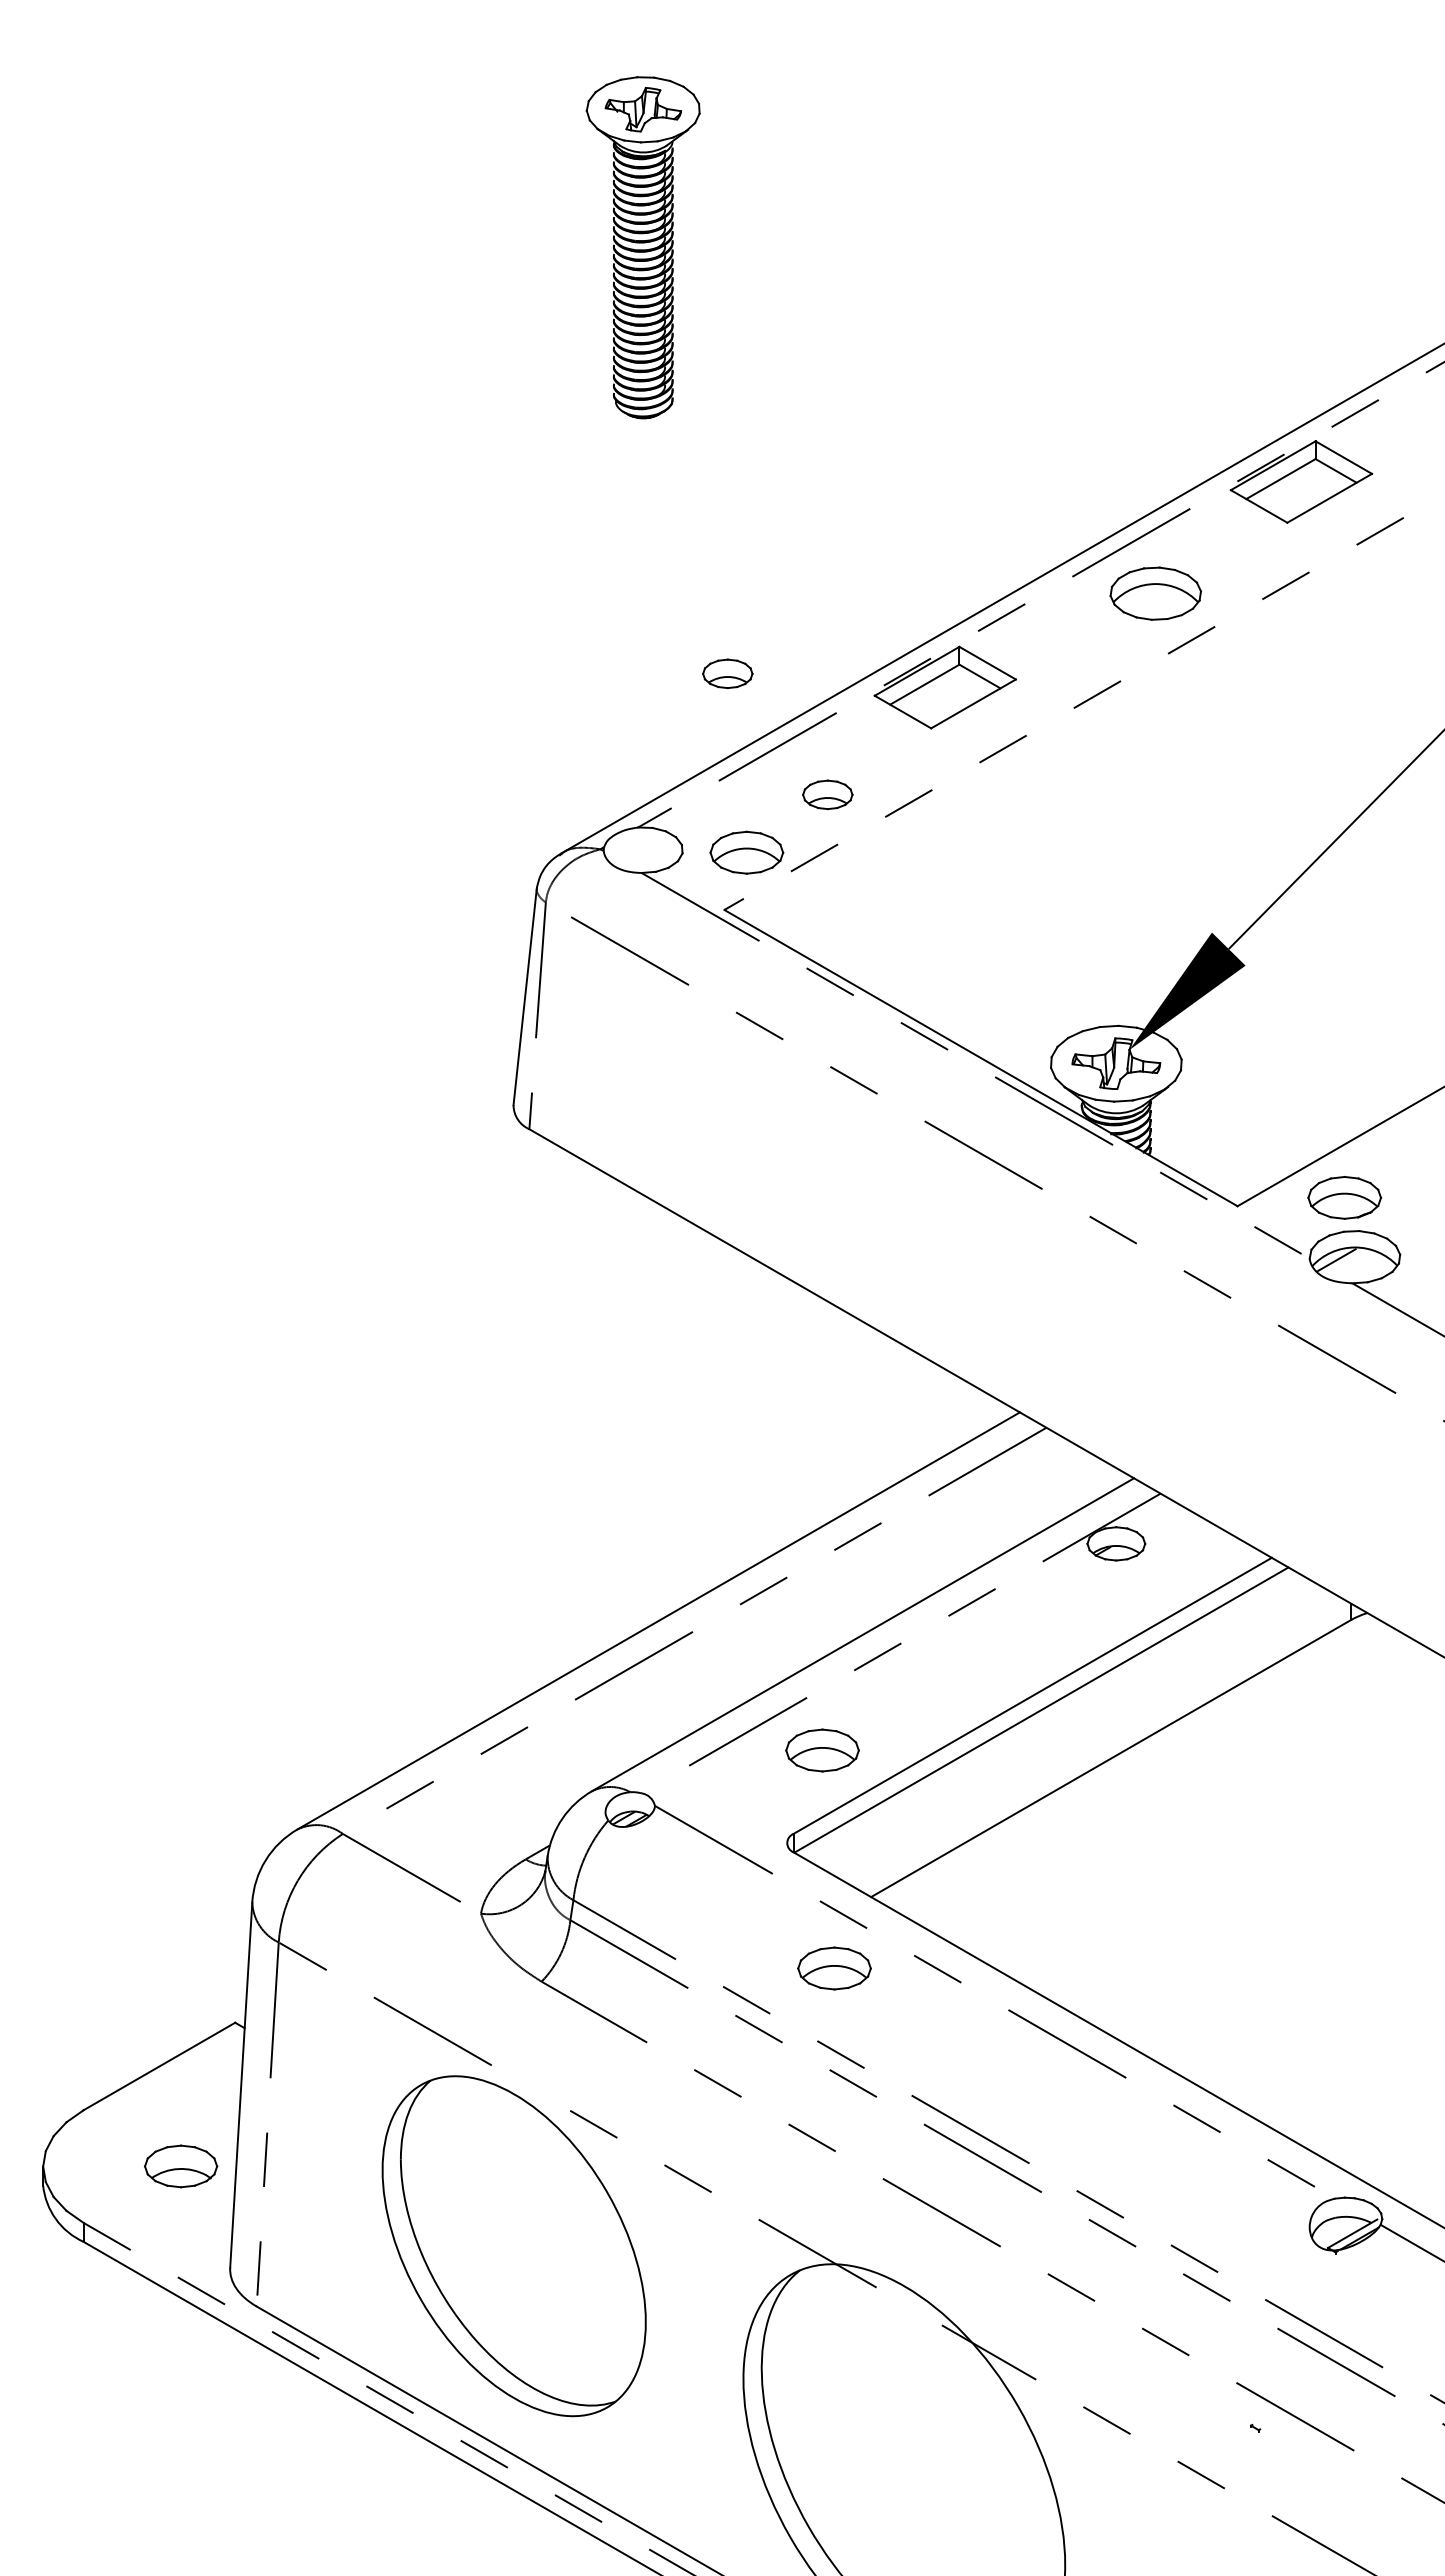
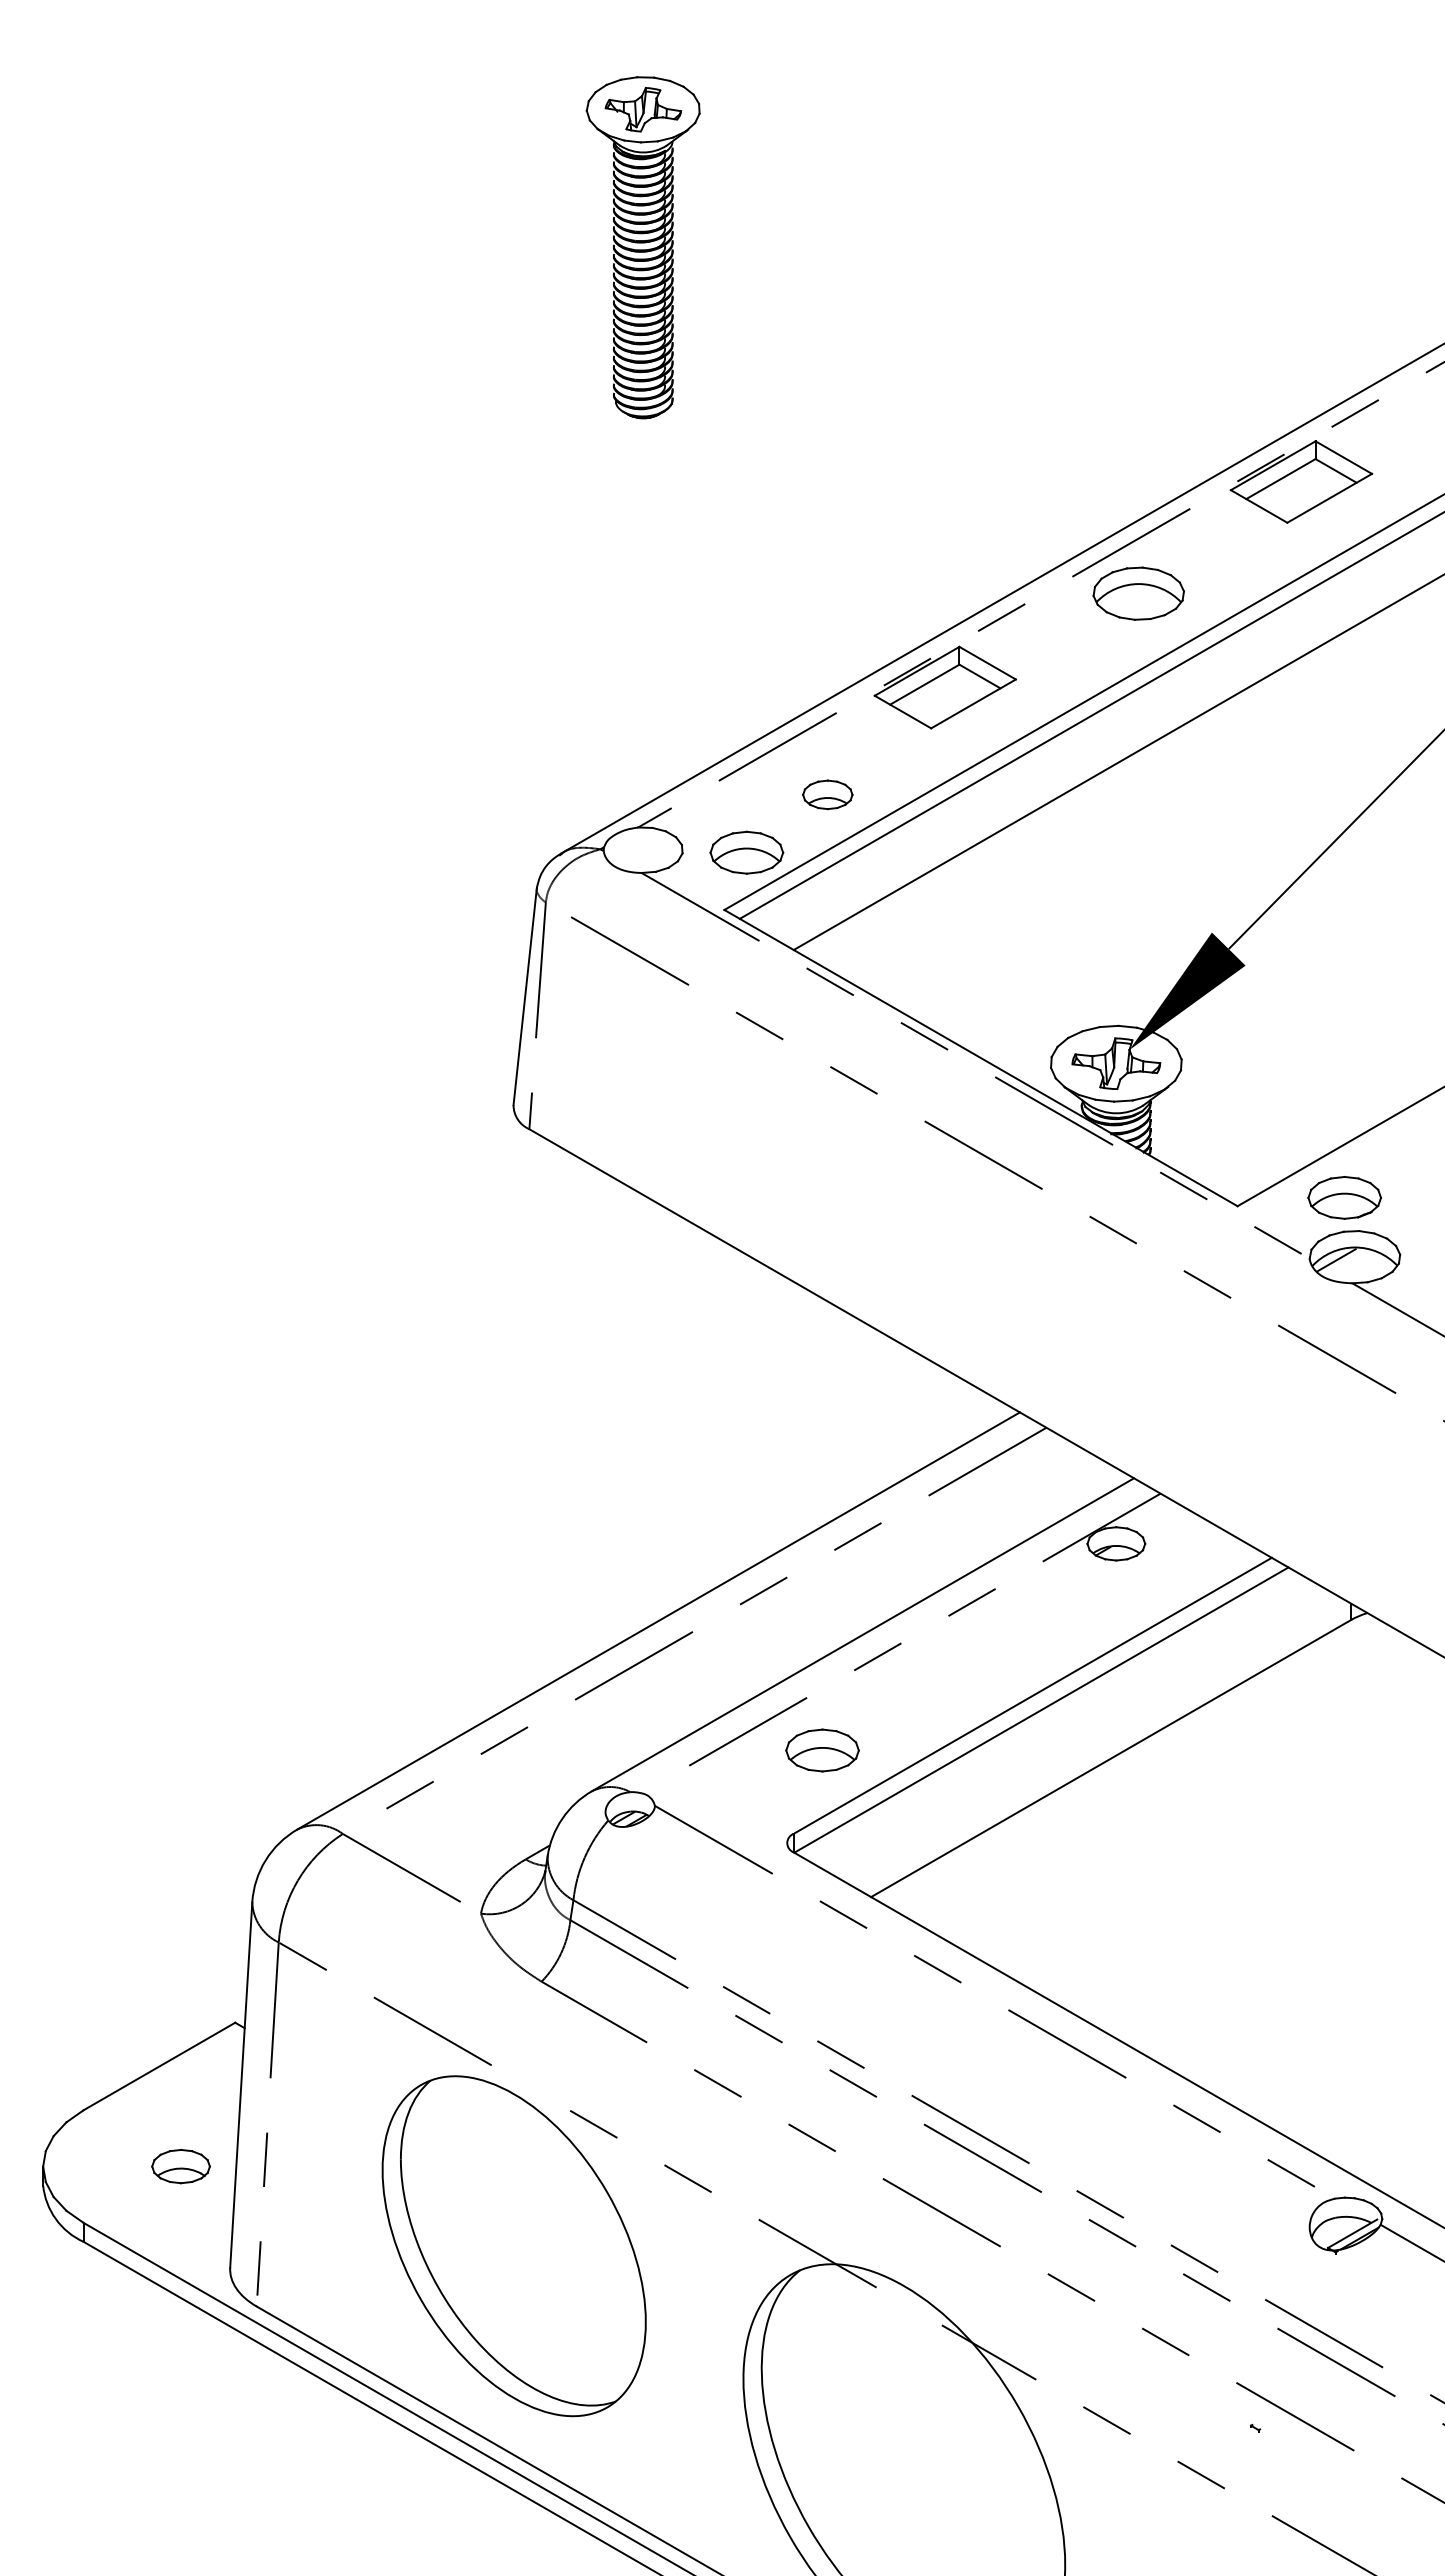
part position: (1155, 593) -> (1138, 593) (1138, 593)
part: present -> none (727, 673)
line: dashed -> solid (1084, 702)
line: none -> present (1090, 715)
line: none -> present (1117, 763)
part: present -> none (834, 1968)
part size: 75x45 px -> 60x36 px (180, 2166)
line: dashed -> solid (389, 2399)
